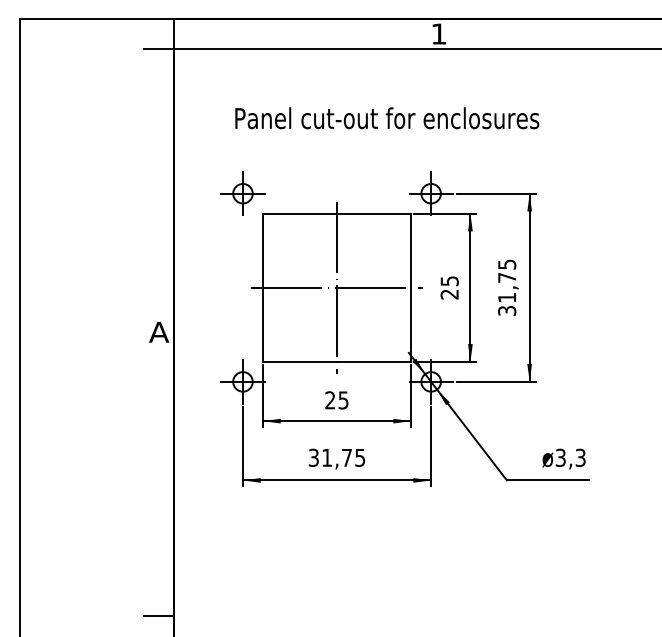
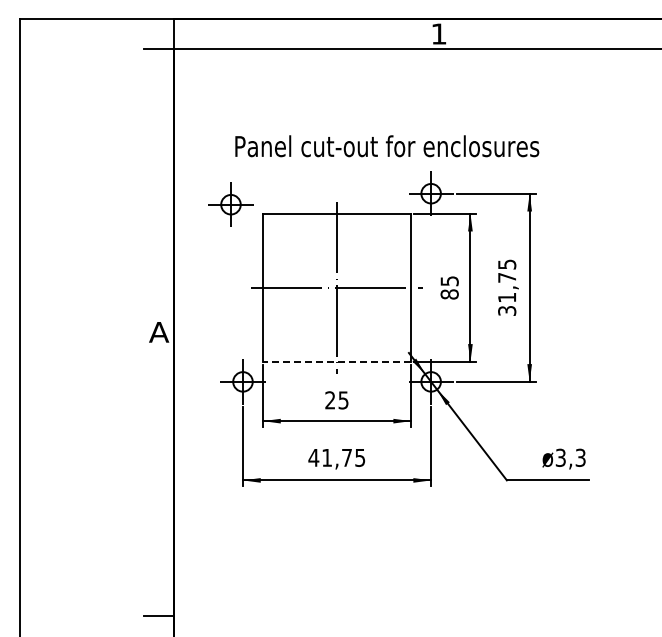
text position: (387, 118) -> (387, 146) (387, 146)
part position: (242, 193) -> (230, 204) (230, 204)
text: 25 -> 85 (449, 294)
line: solid -> dashed (336, 361)
text: 31,75 -> 41,75 (313, 457)
